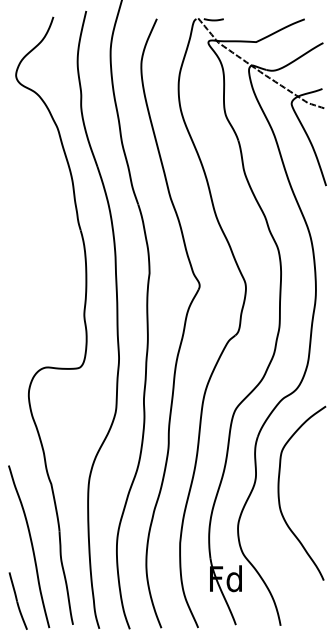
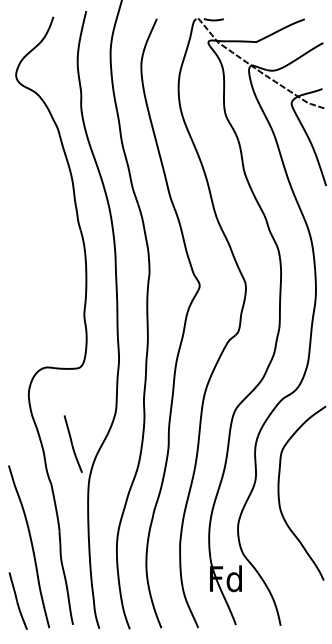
part: none -> present (72, 443)
